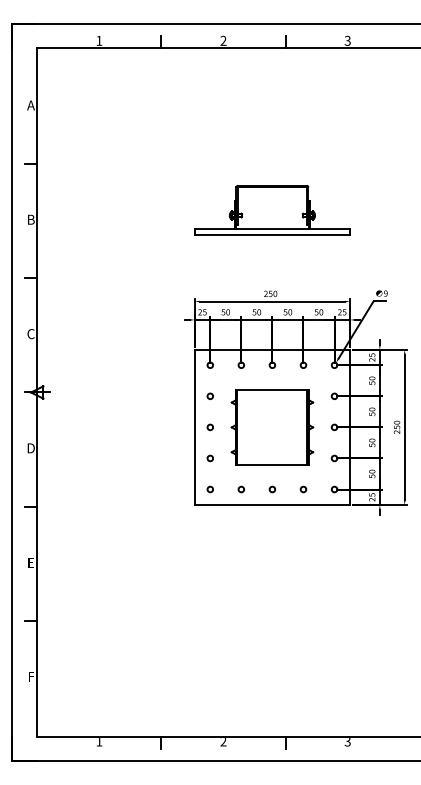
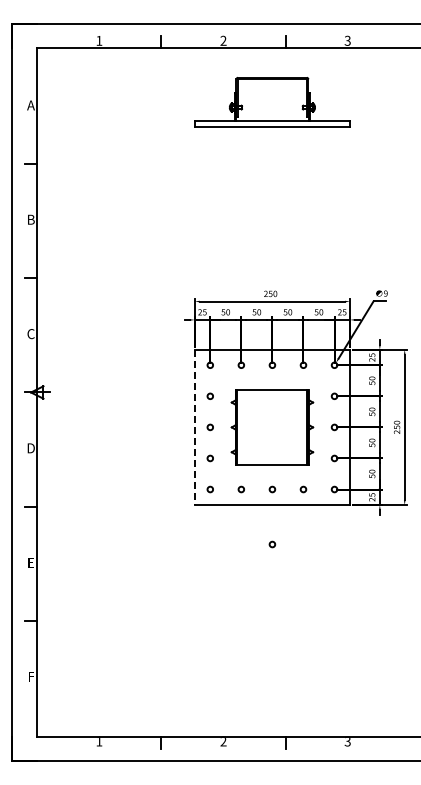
part position: (272, 210) -> (272, 102) (272, 102)
line: solid -> dashed (194, 427)
circle: none -> present (272, 544)
